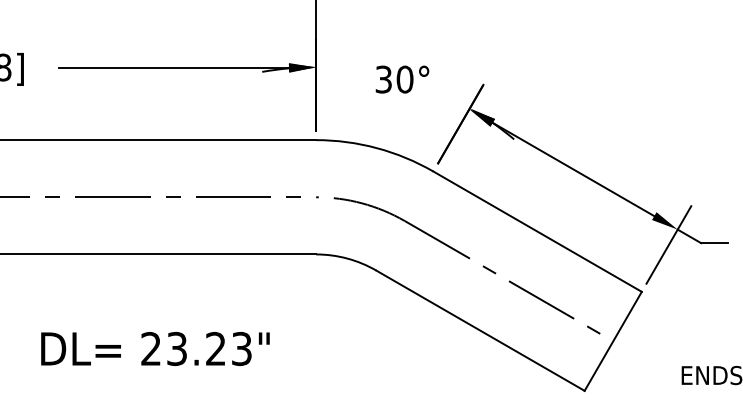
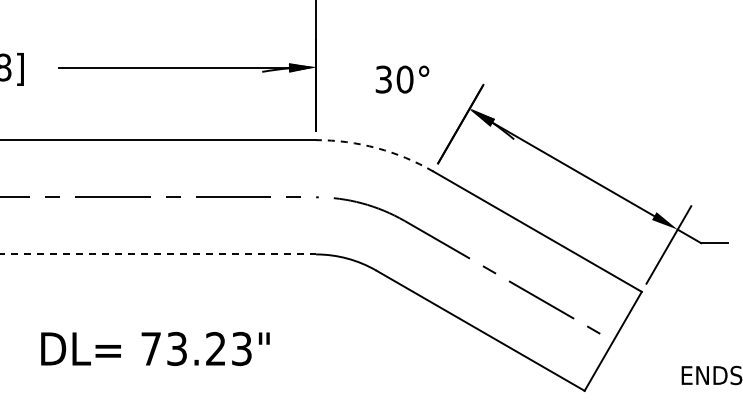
arc: solid -> dashed (376, 148)
line: solid -> dashed (158, 254)
text: 23.23" -> 73.23" (150, 348)
